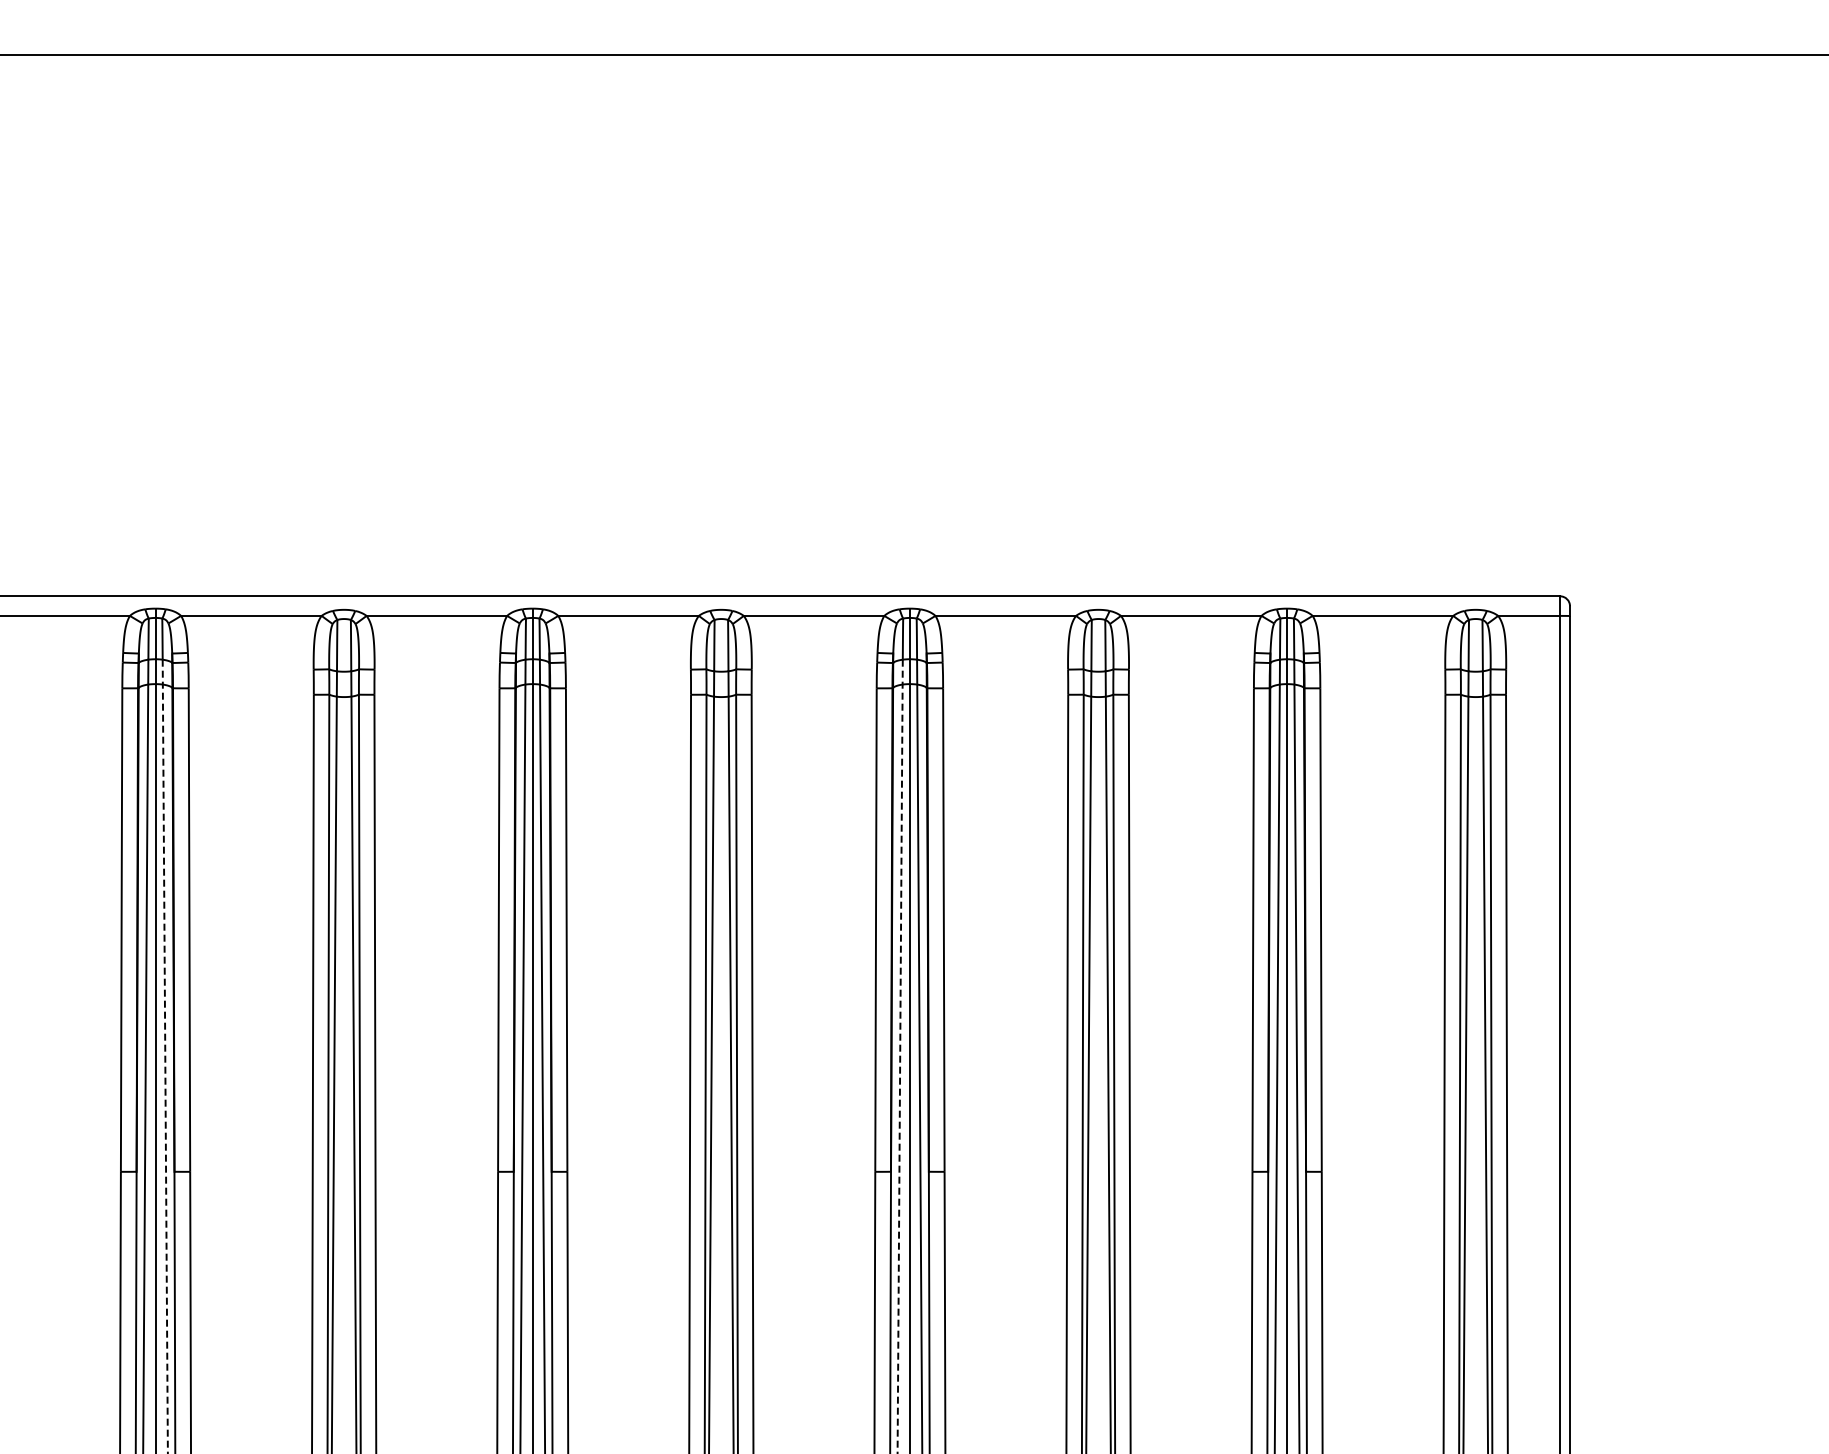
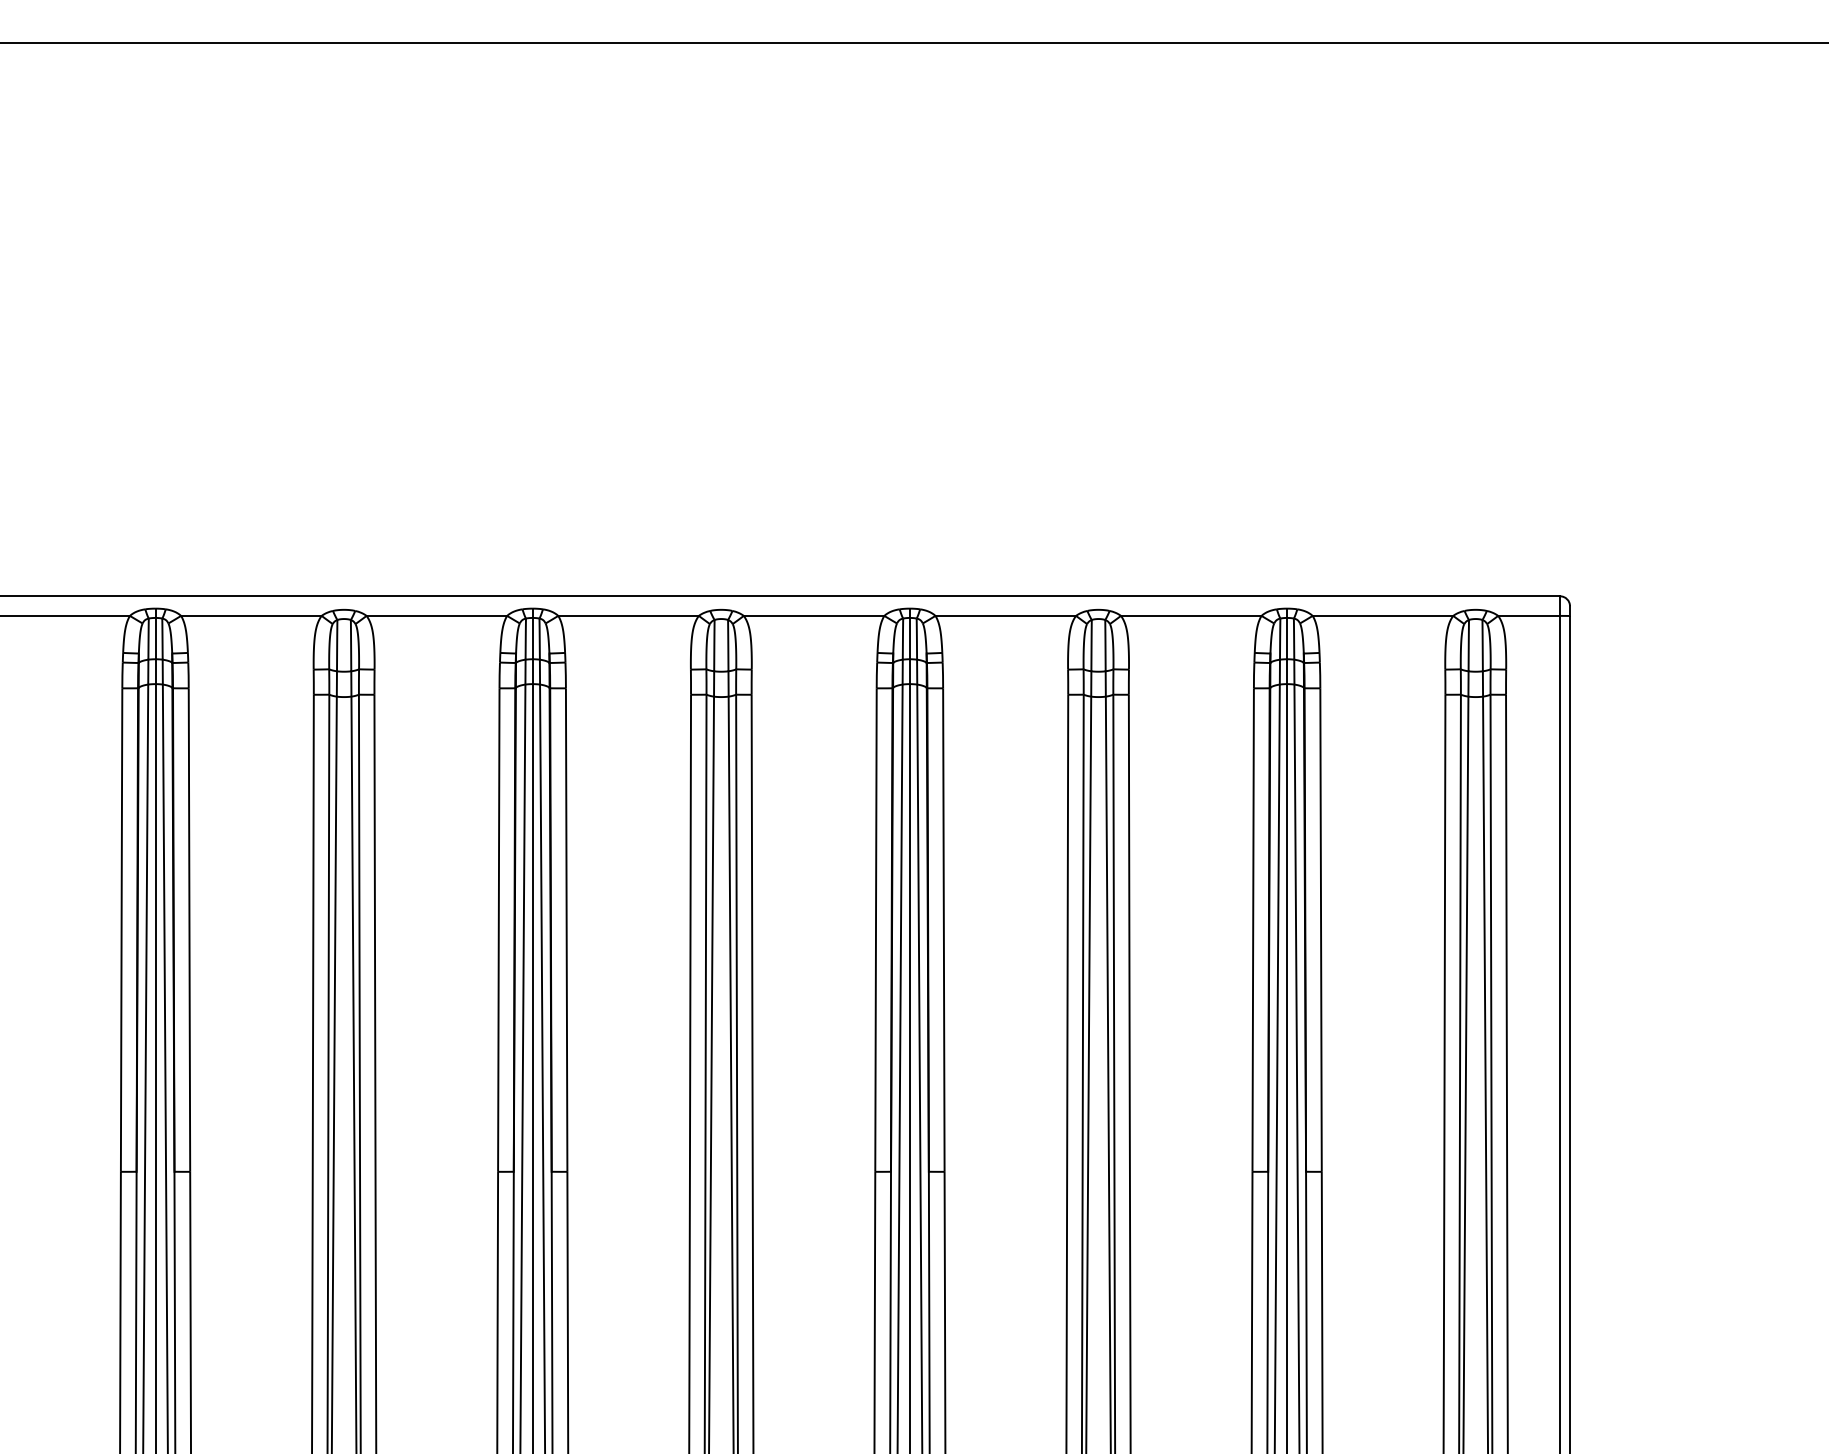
line position: (913, 55) -> (913, 43) (913, 43)
line: dashed -> solid (165, 1056)
line: dashed -> solid (900, 1056)
